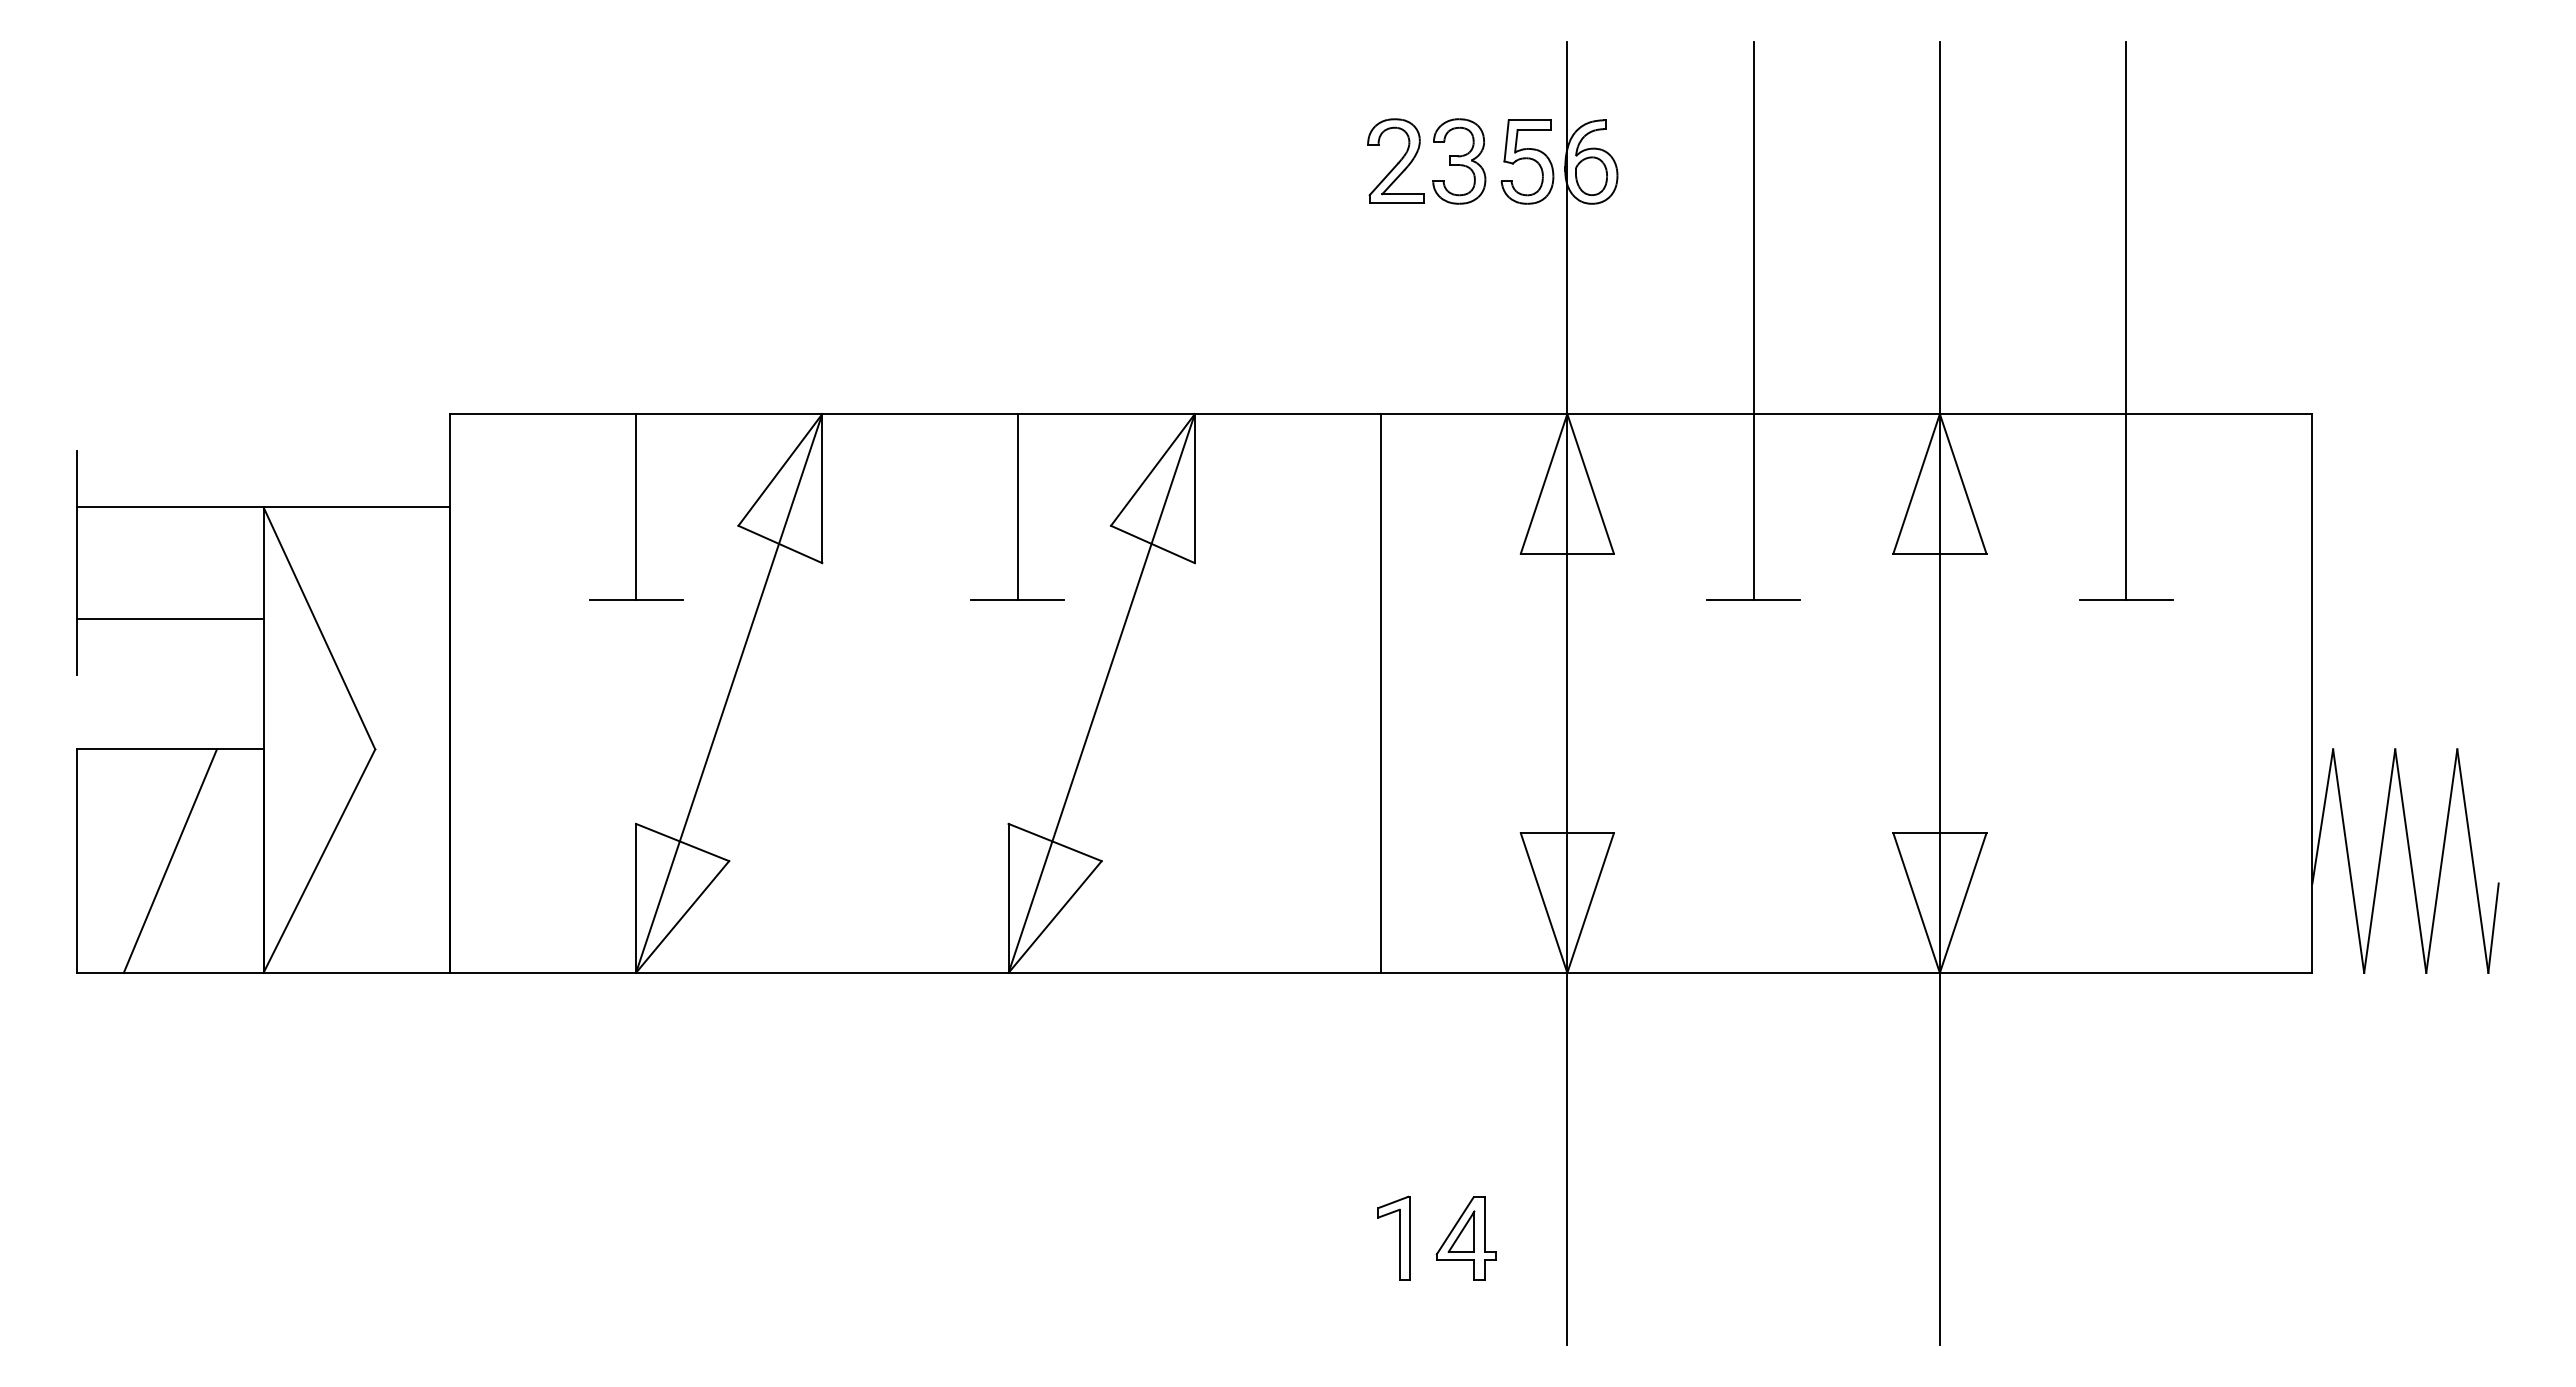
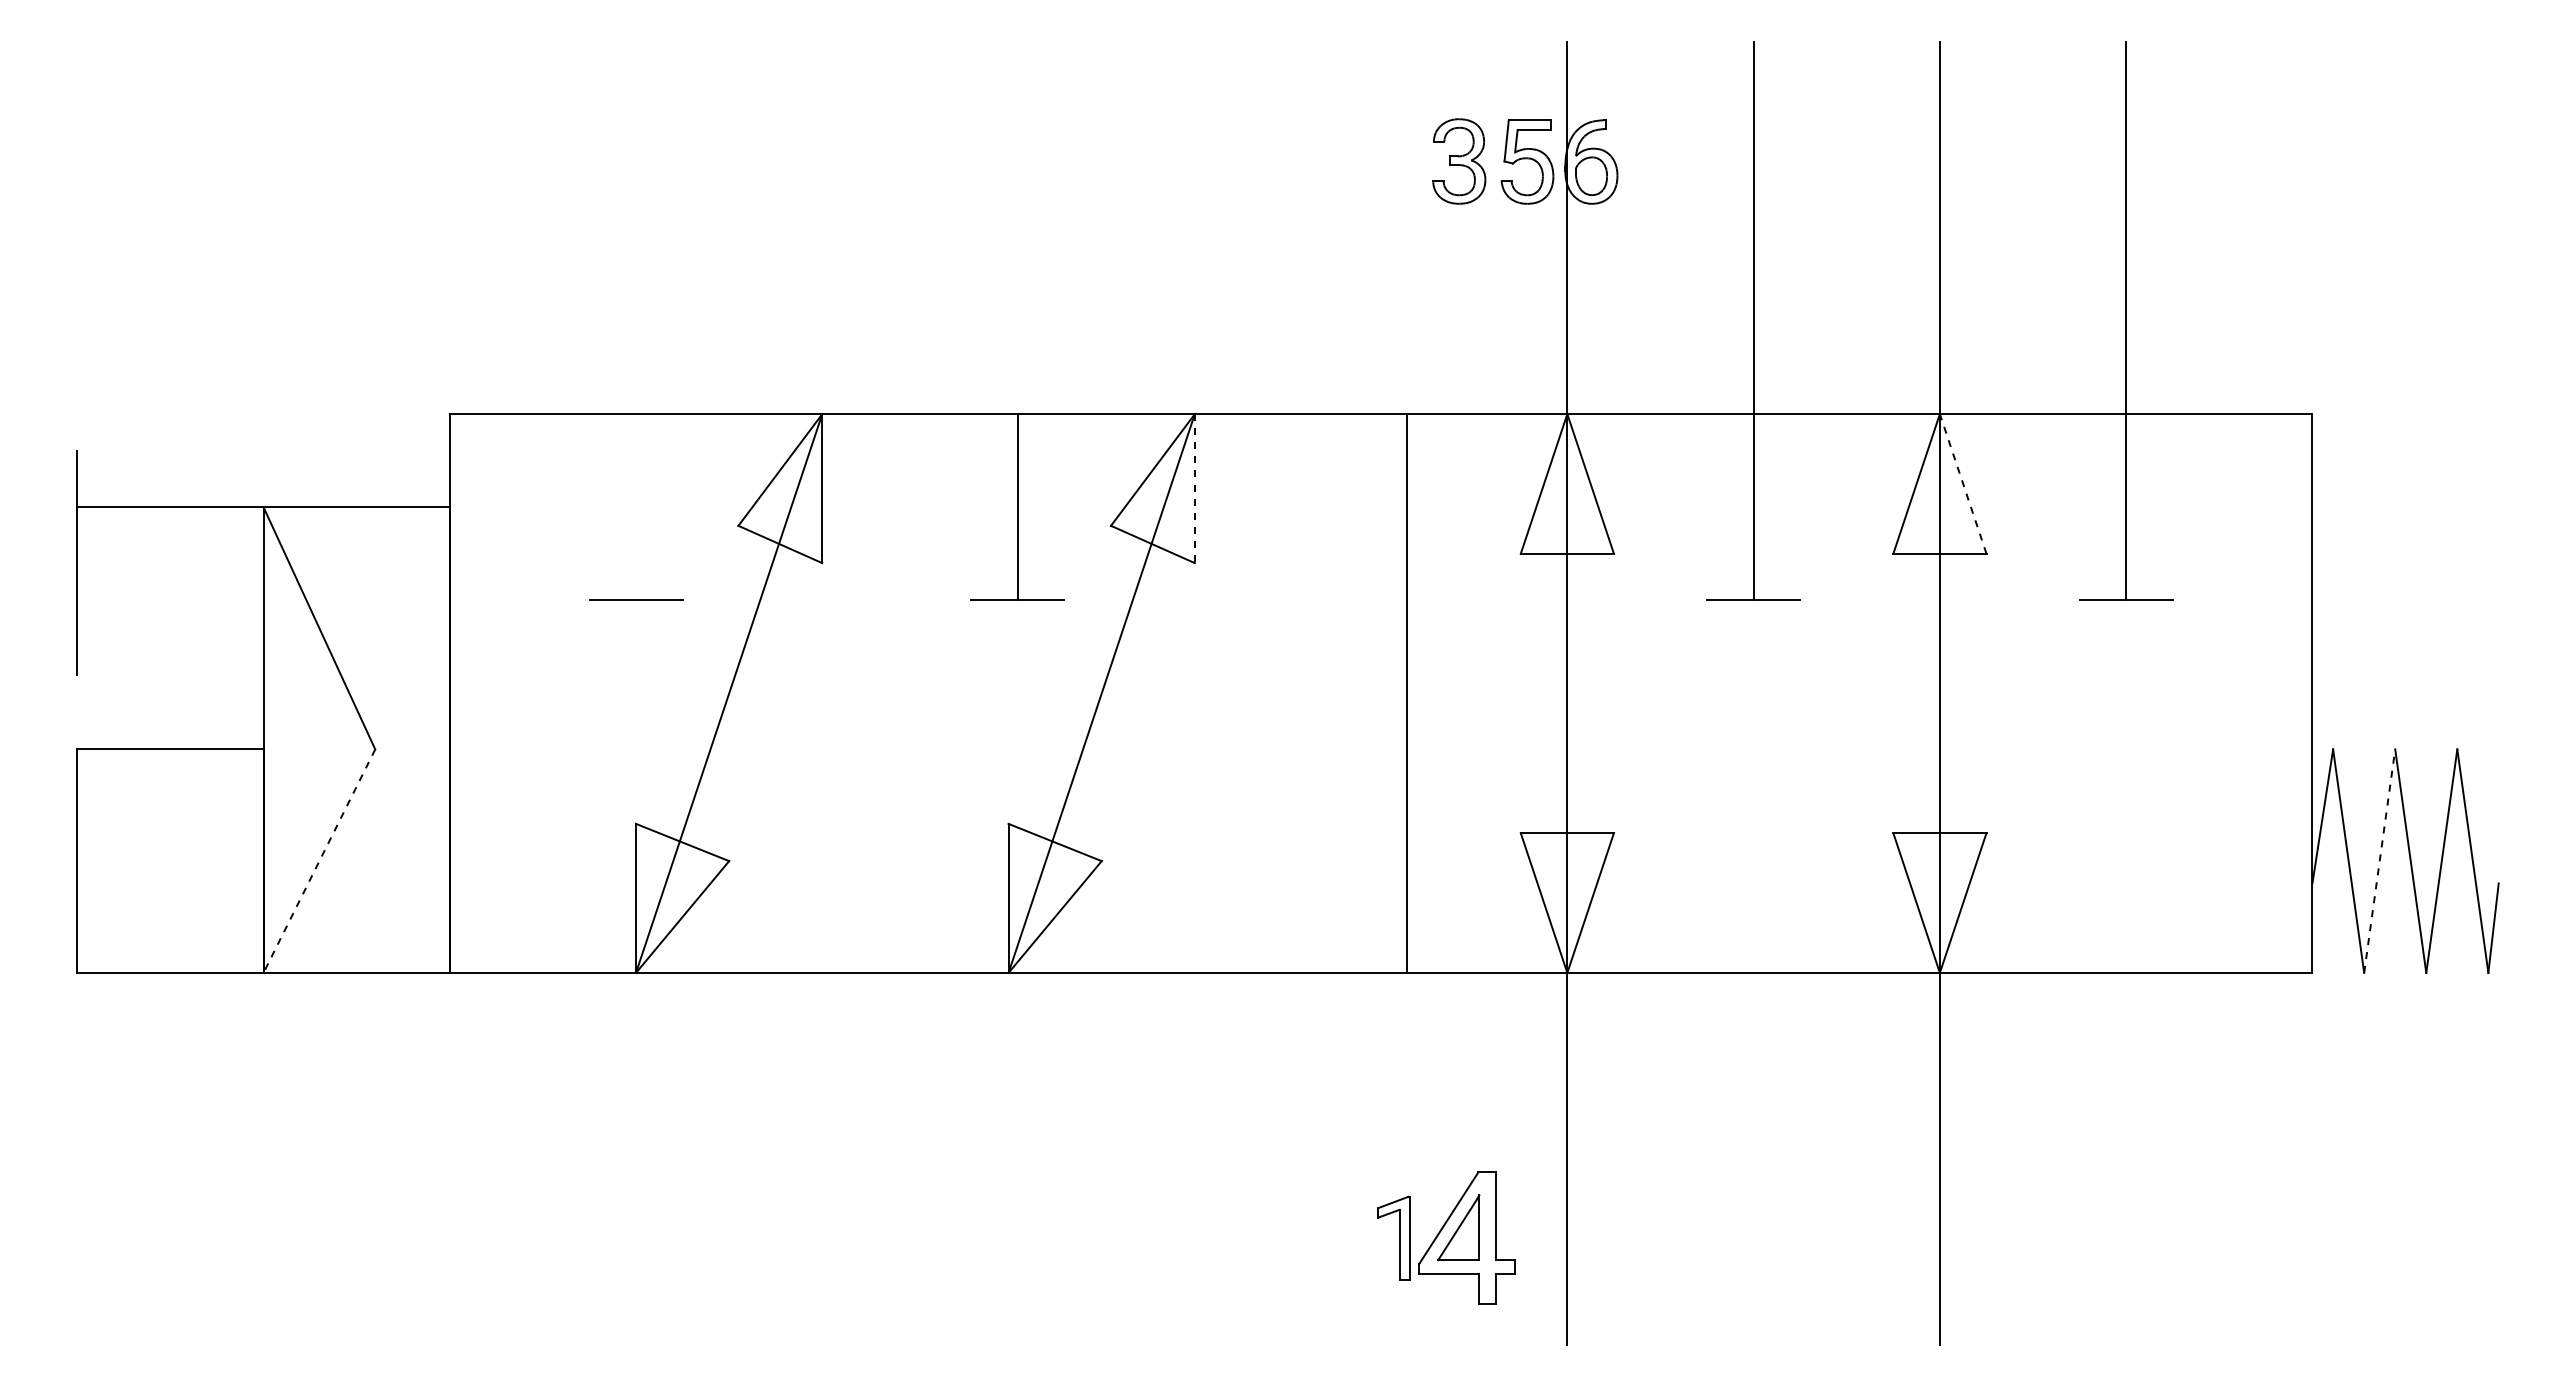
part: present -> none (1395, 160)
line: solid -> dashed (1963, 483)
line: solid -> dashed (1194, 488)
line: present -> none (636, 507)
line: present -> none (170, 618)
line position: (1381, 693) -> (1407, 693) (1407, 693)
line: present -> none (169, 860)
line: solid -> dashed (319, 861)
line: solid -> dashed (2379, 861)
part size: 62x85 px -> 98x134 px (1466, 1237)
